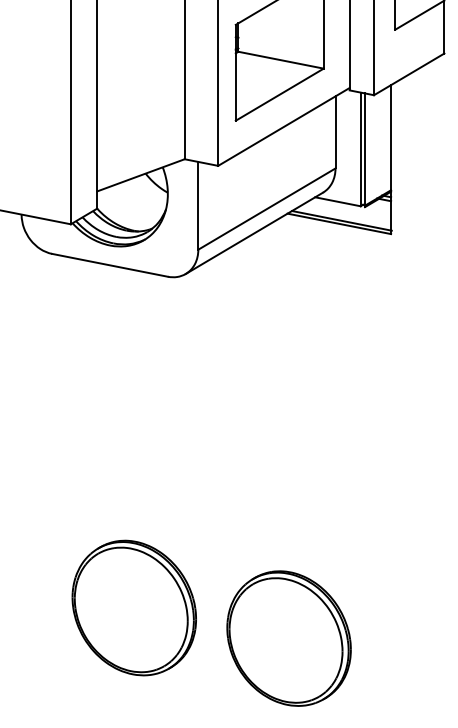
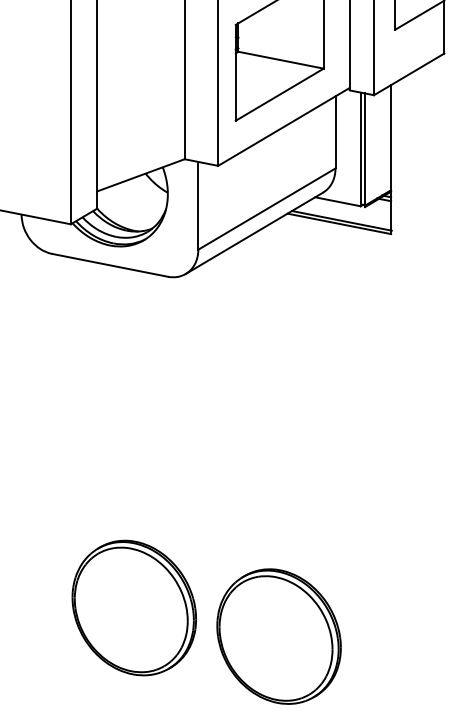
part position: (288, 638) -> (278, 636) (278, 636)
